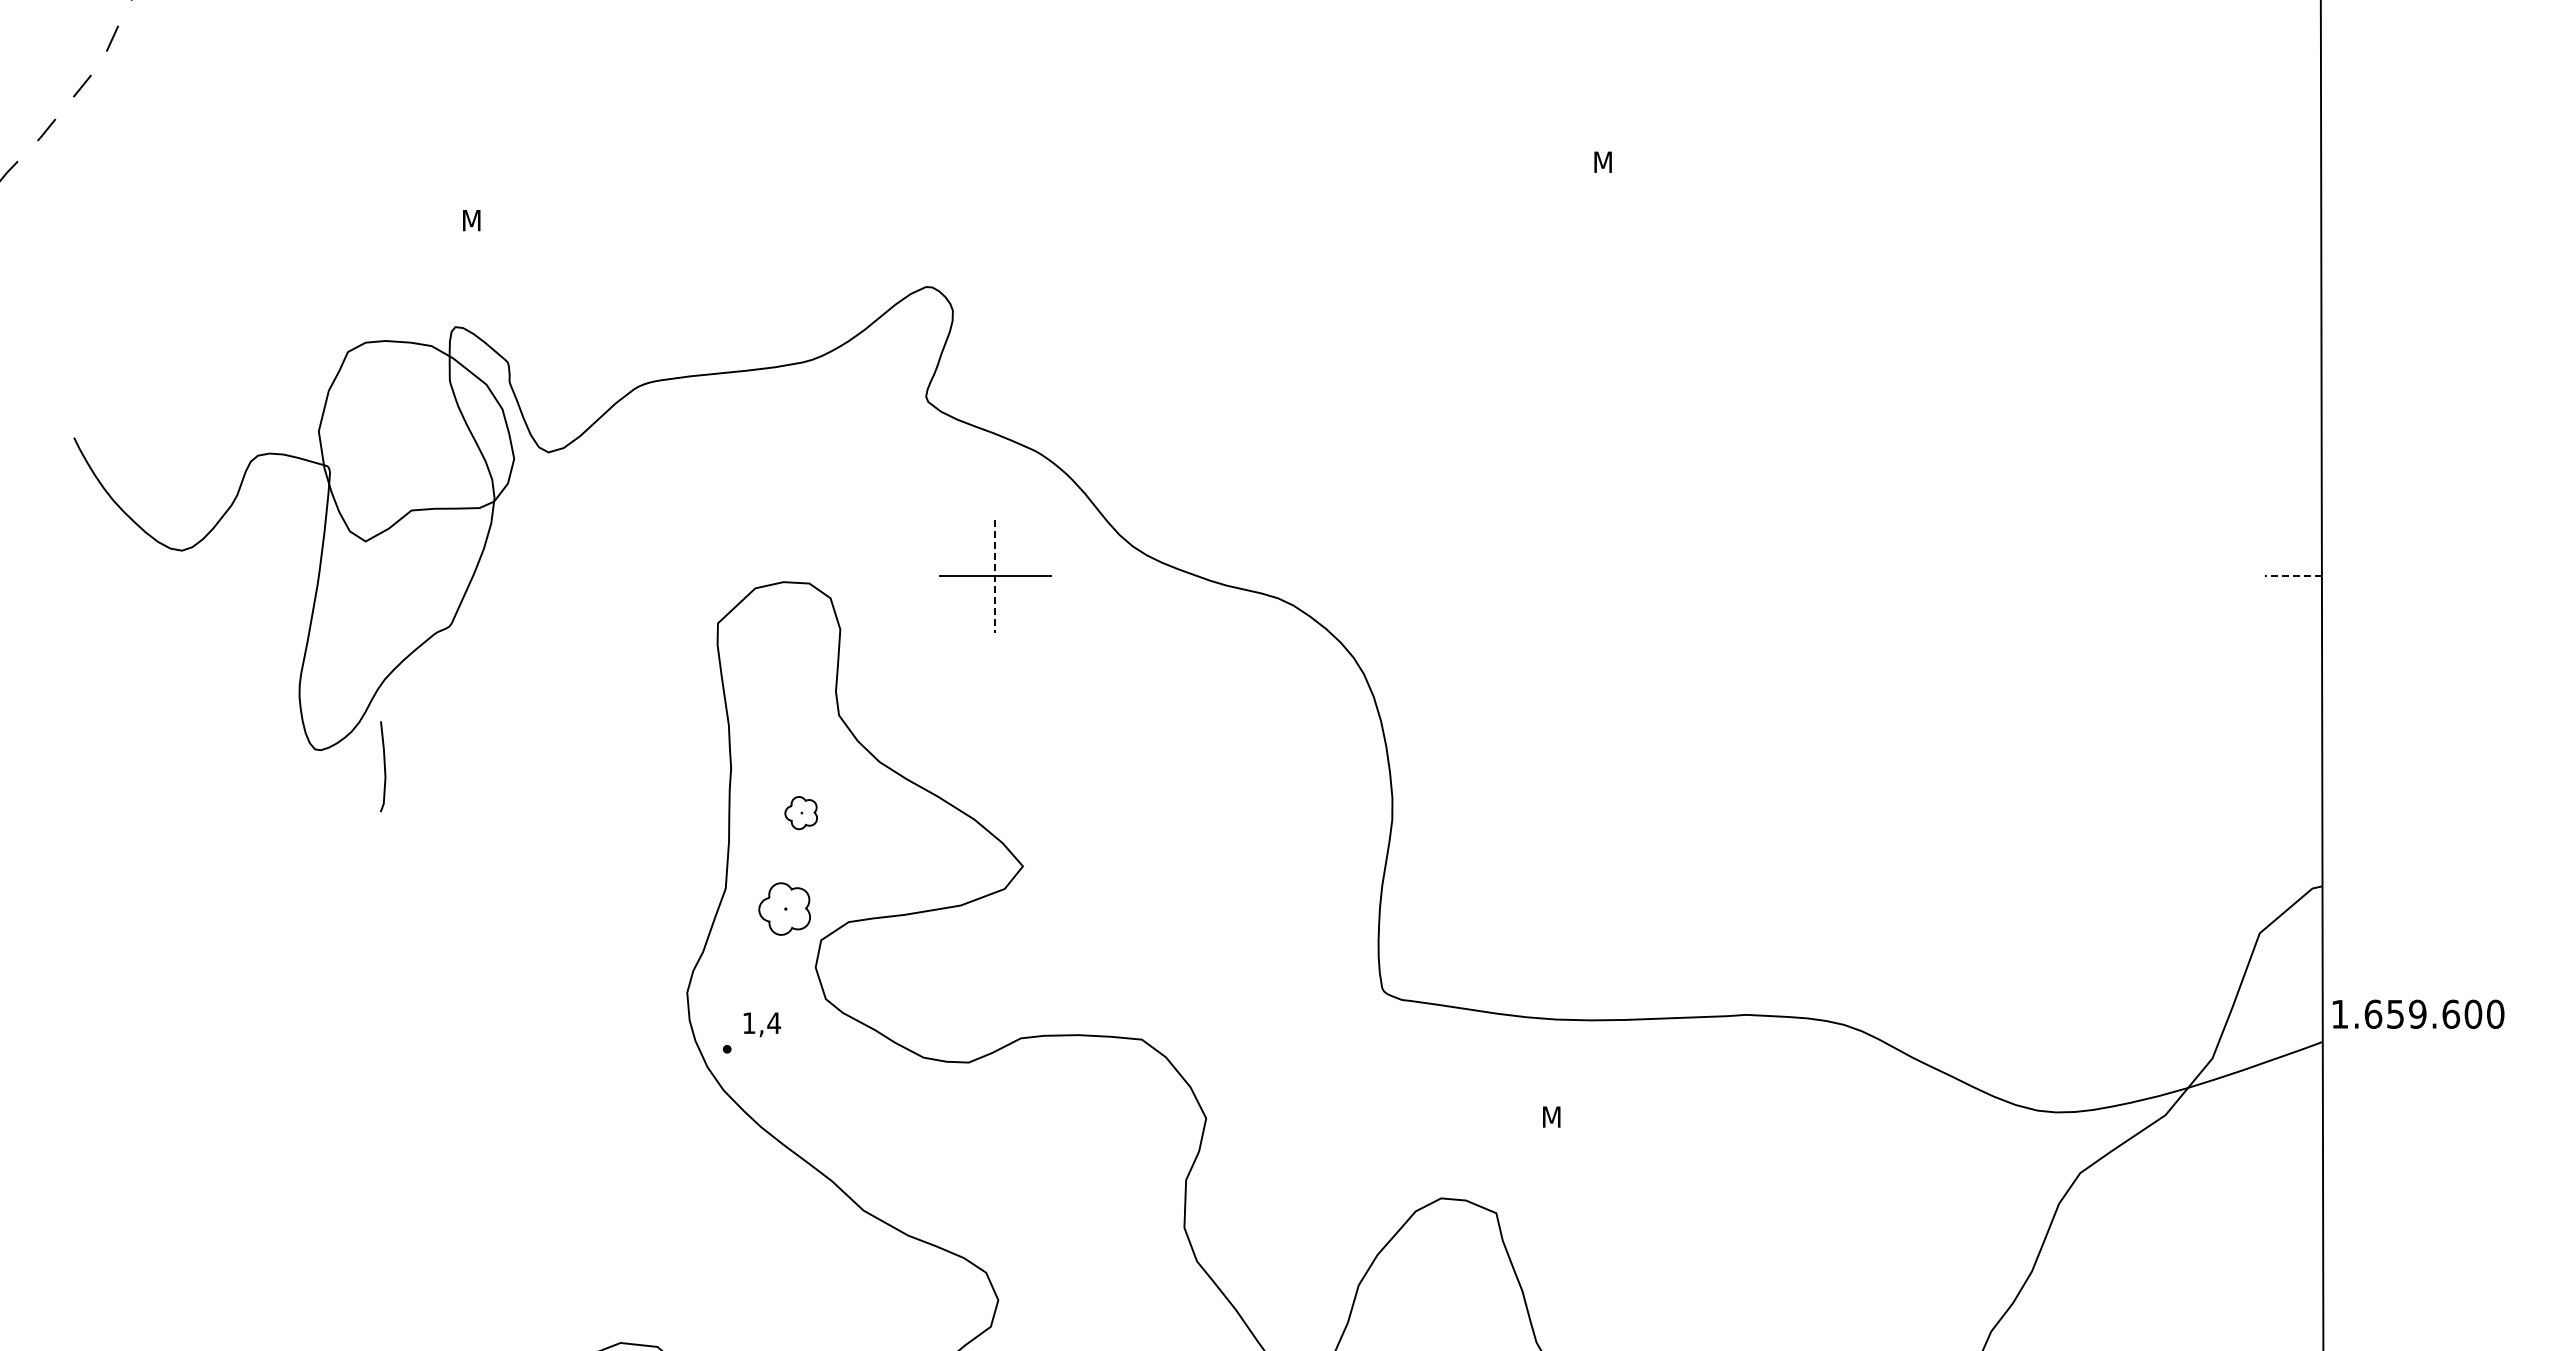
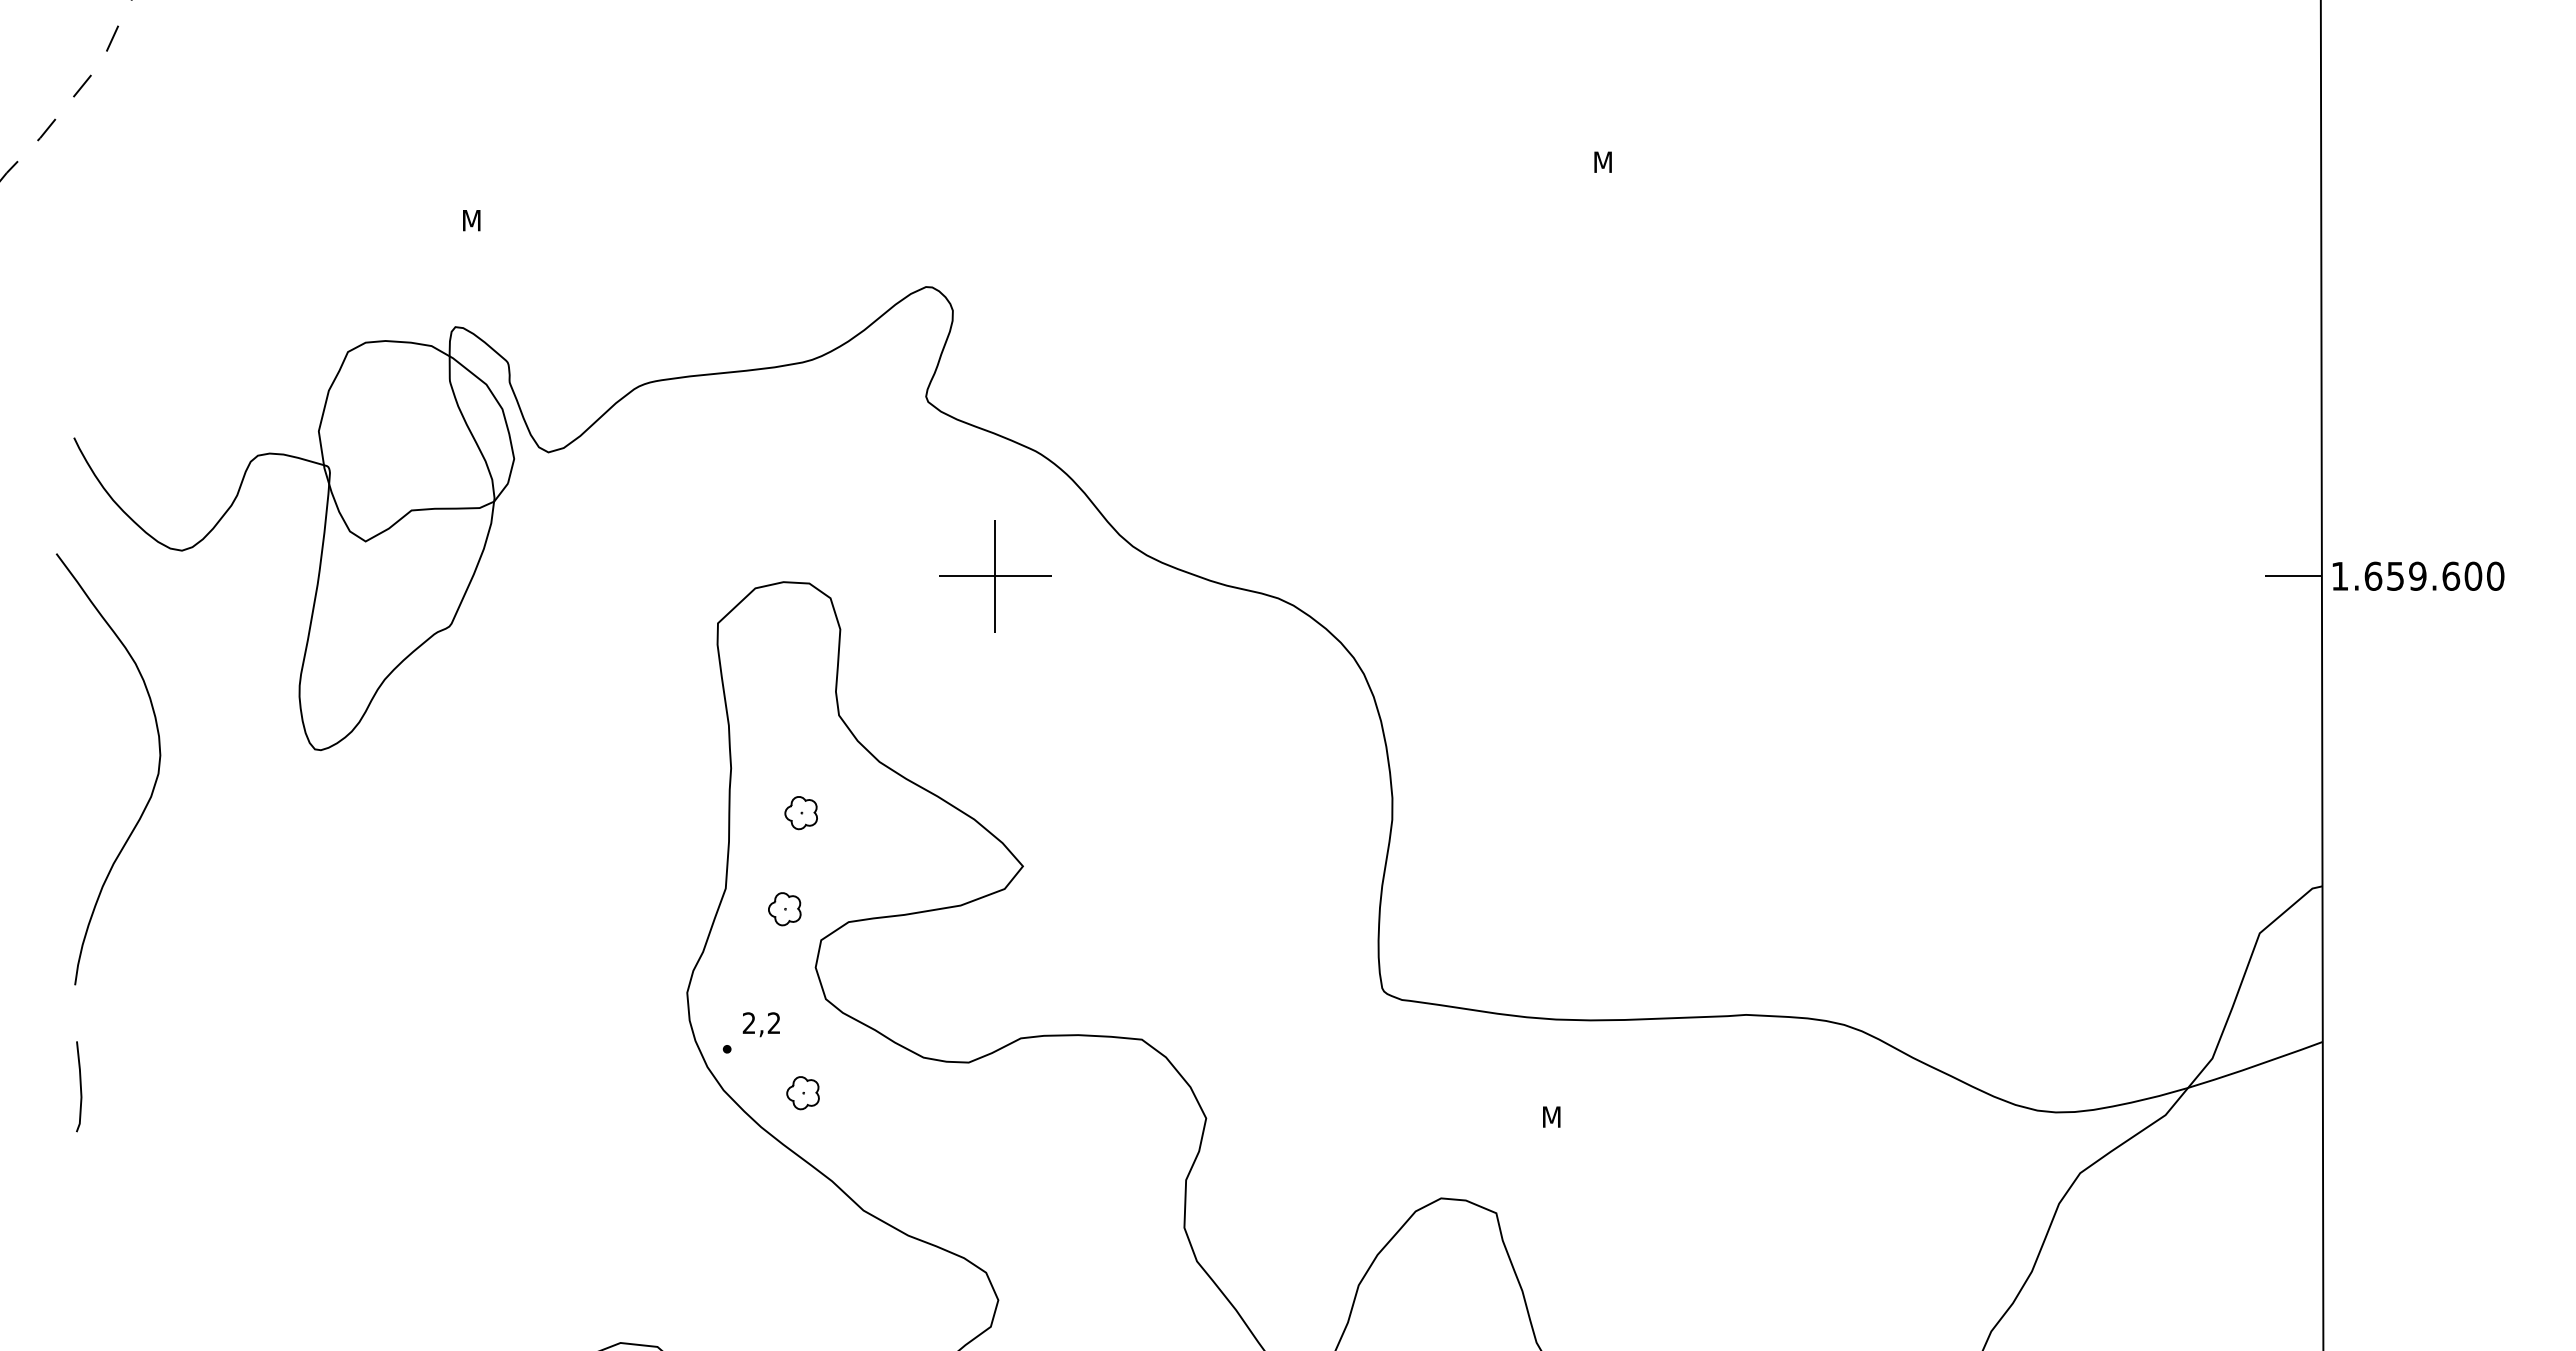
line: dashed -> solid (995, 576)
line: dashed -> solid (2293, 576)
line position: (383, 765) -> (79, 1085) (79, 1085)
curve: none -> present (153, 785)
part size: 53x54 px -> 34x35 px (784, 909)
text position: (2418, 1013) -> (2418, 575) (2418, 575)
text: 1,4 -> 2,2 (761, 1022)
part: none -> present (802, 1093)
